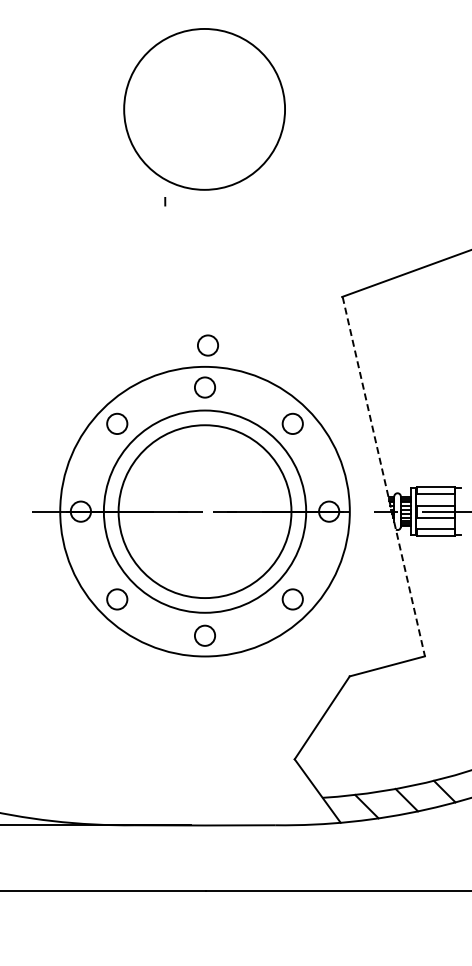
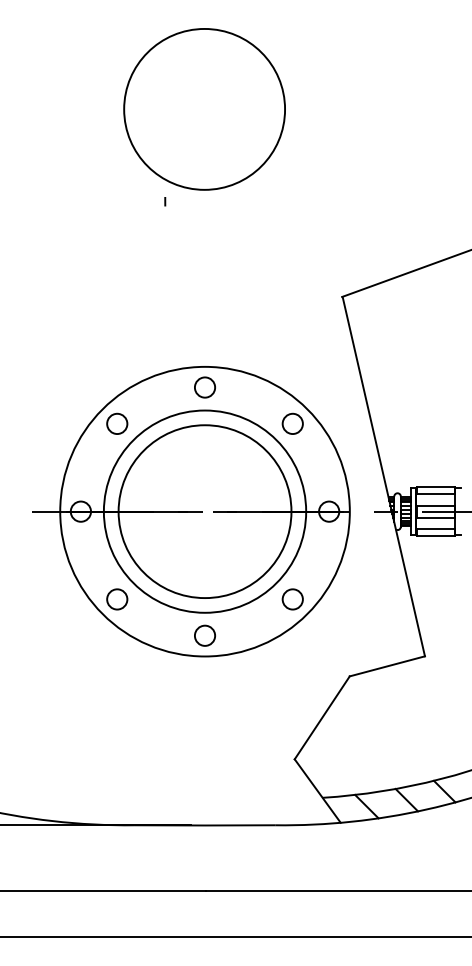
circle: present -> none (207, 345)
line: dashed -> solid (383, 477)
line: none -> present (235, 937)
